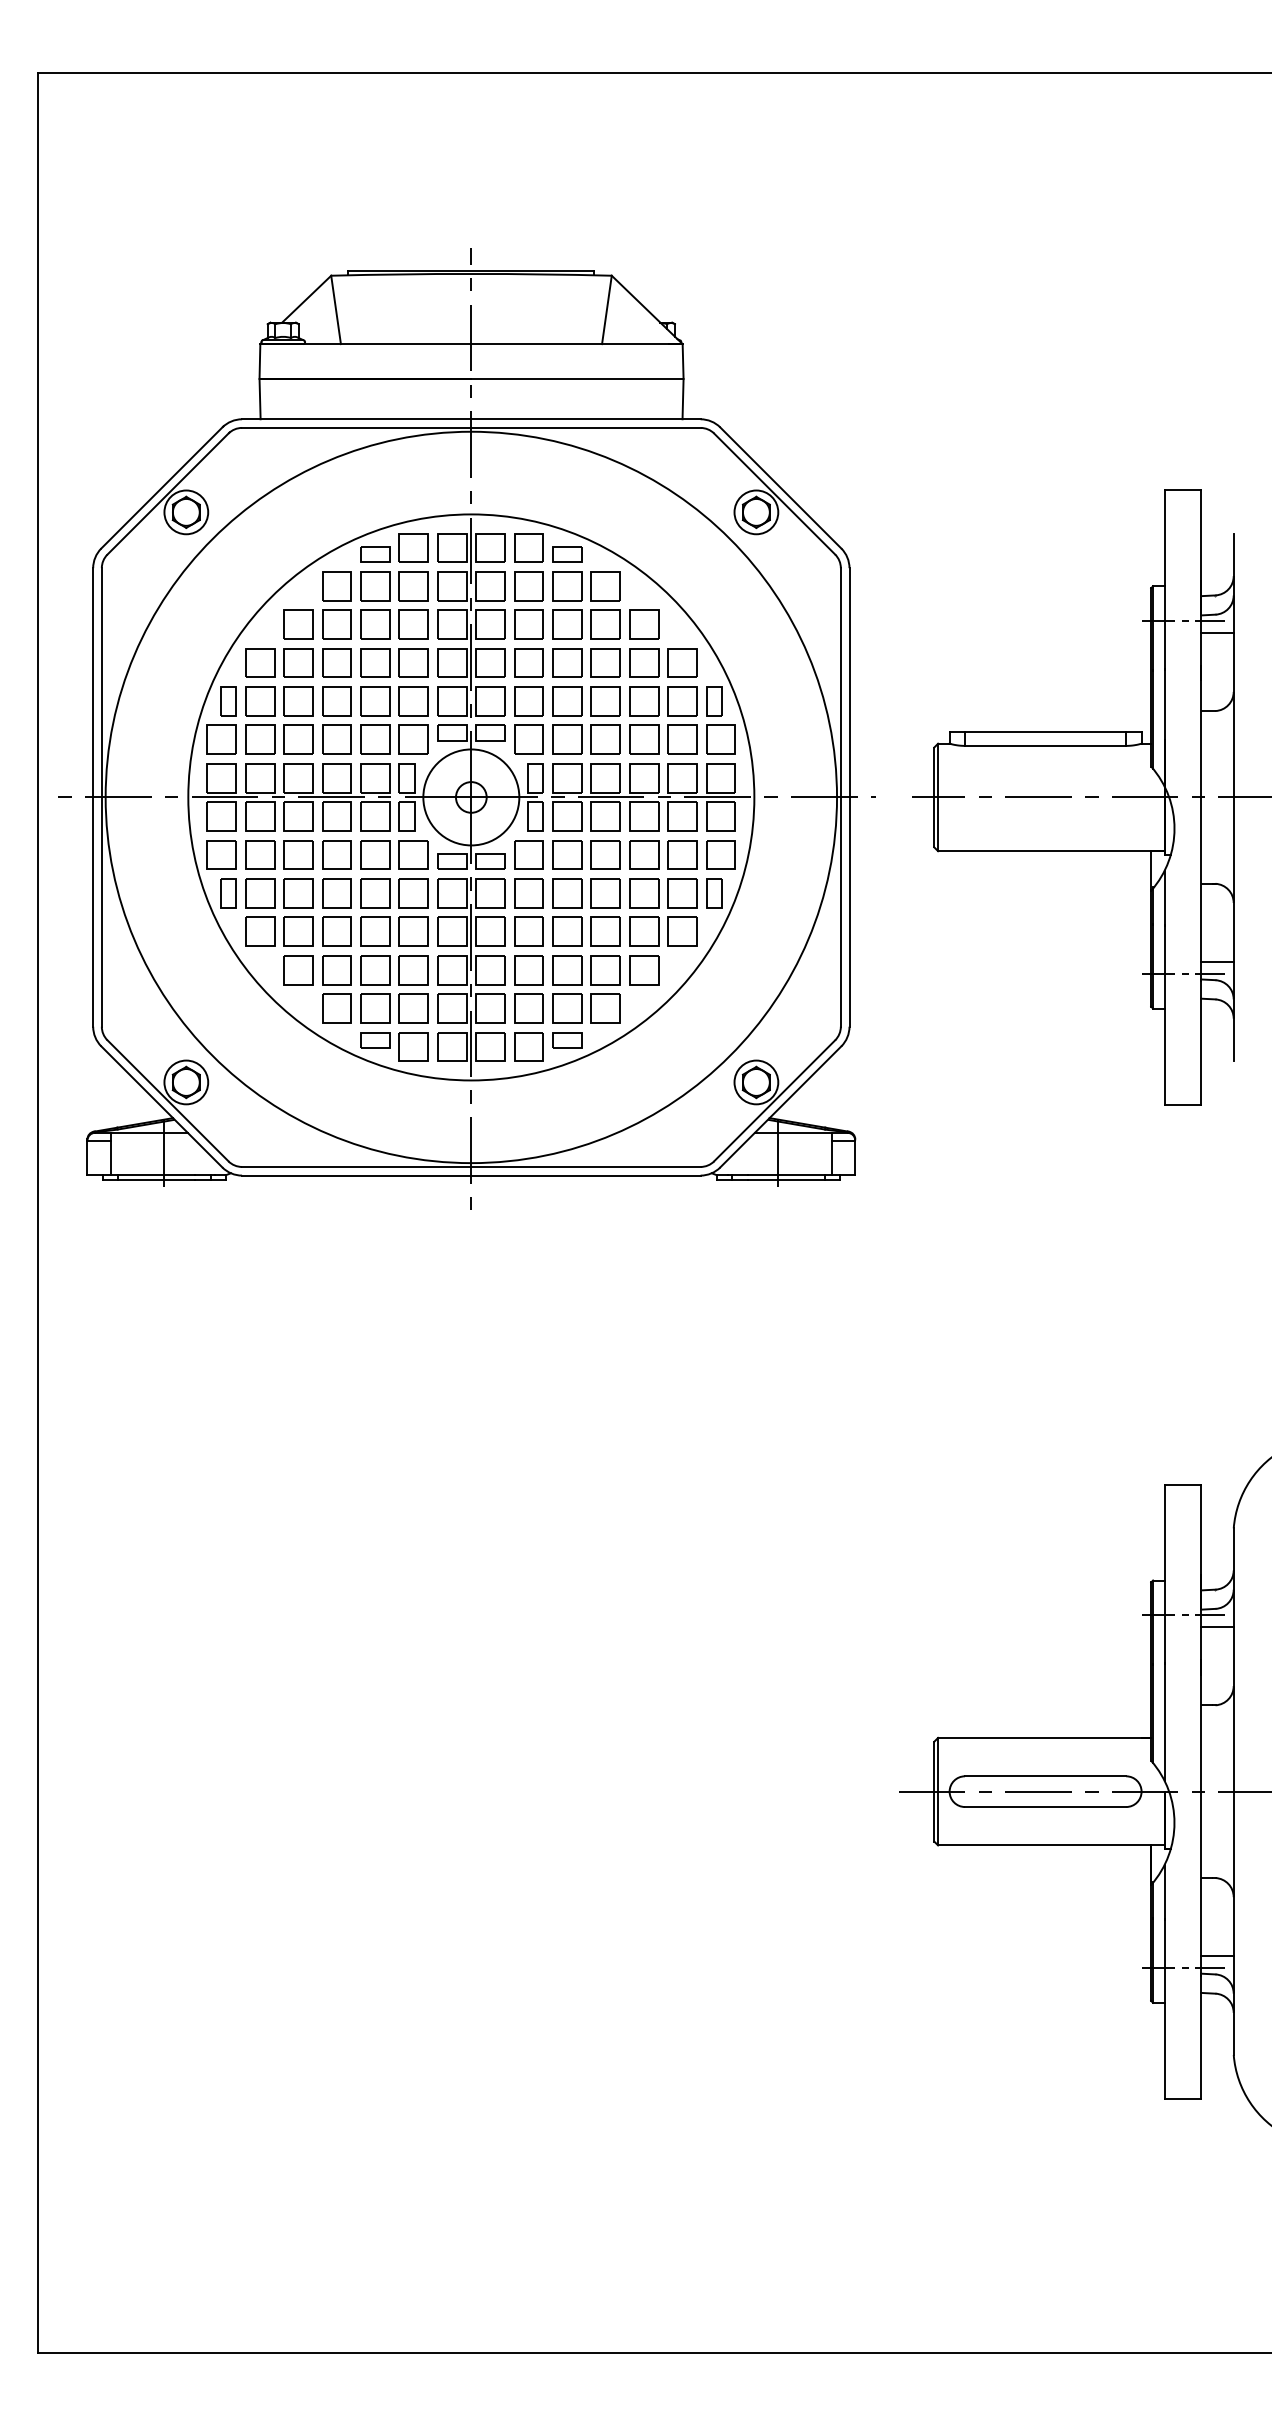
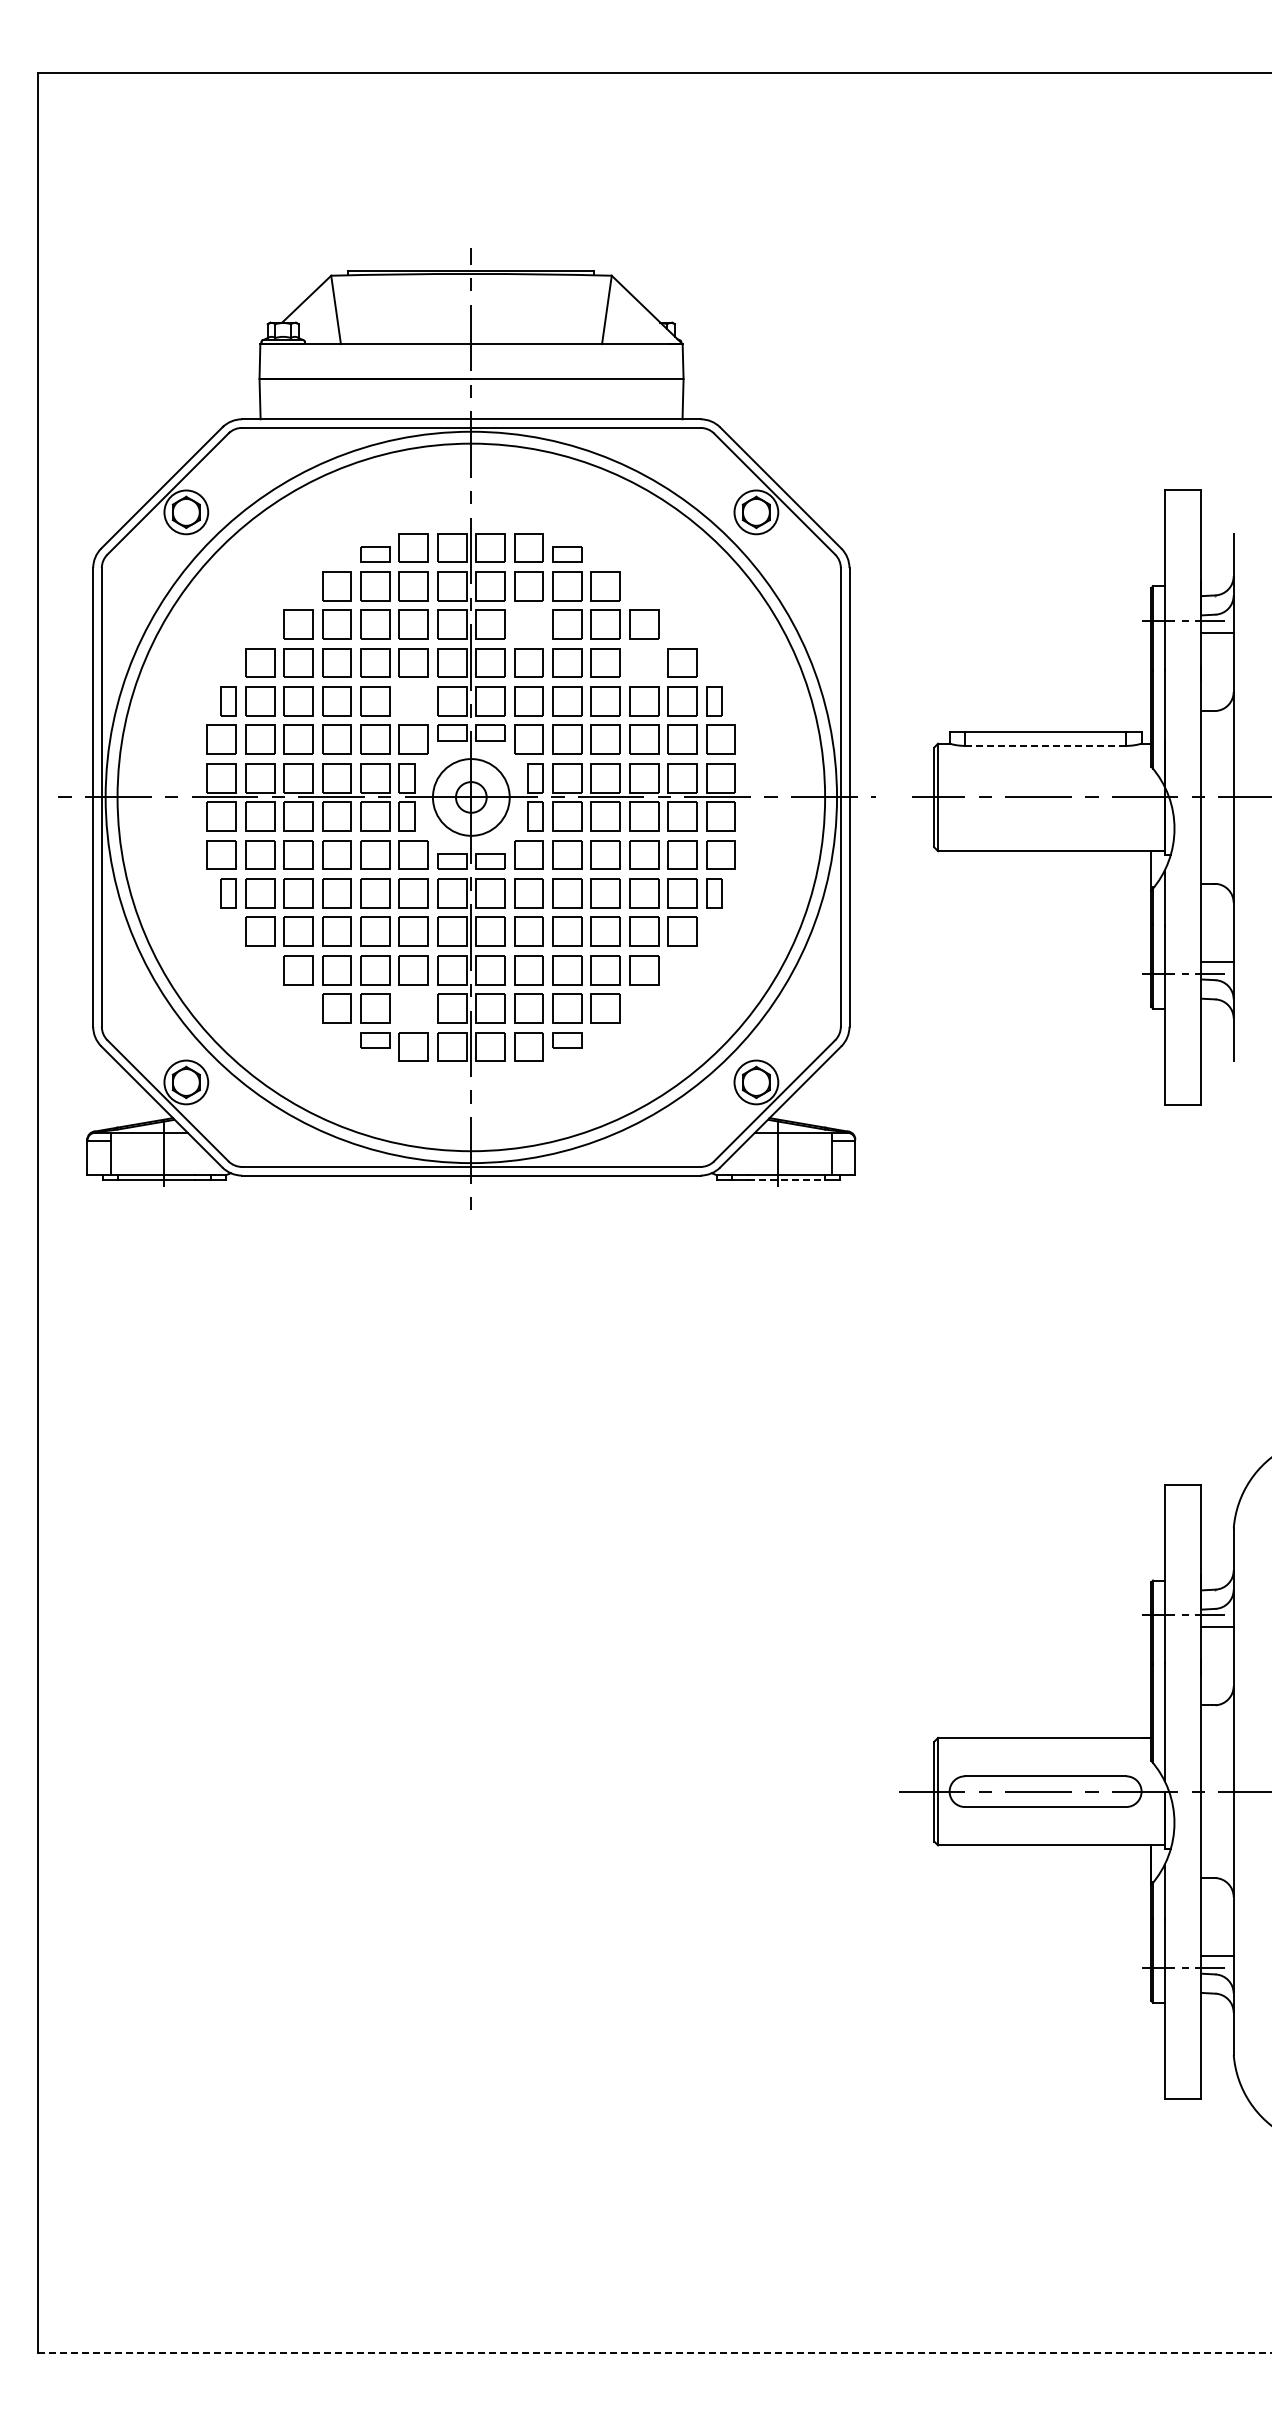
part: present -> none (528, 624)
part: present -> none (644, 662)
part: present -> none (413, 701)
line: solid -> dashed (1045, 745)
circle diameter: 566 px -> 708 px (471, 797)
circle diameter: 96 px -> 77 px (470, 797)
part: present -> none (413, 1008)
line: solid -> dashed (786, 1180)
line: solid -> dashed (655, 2353)
